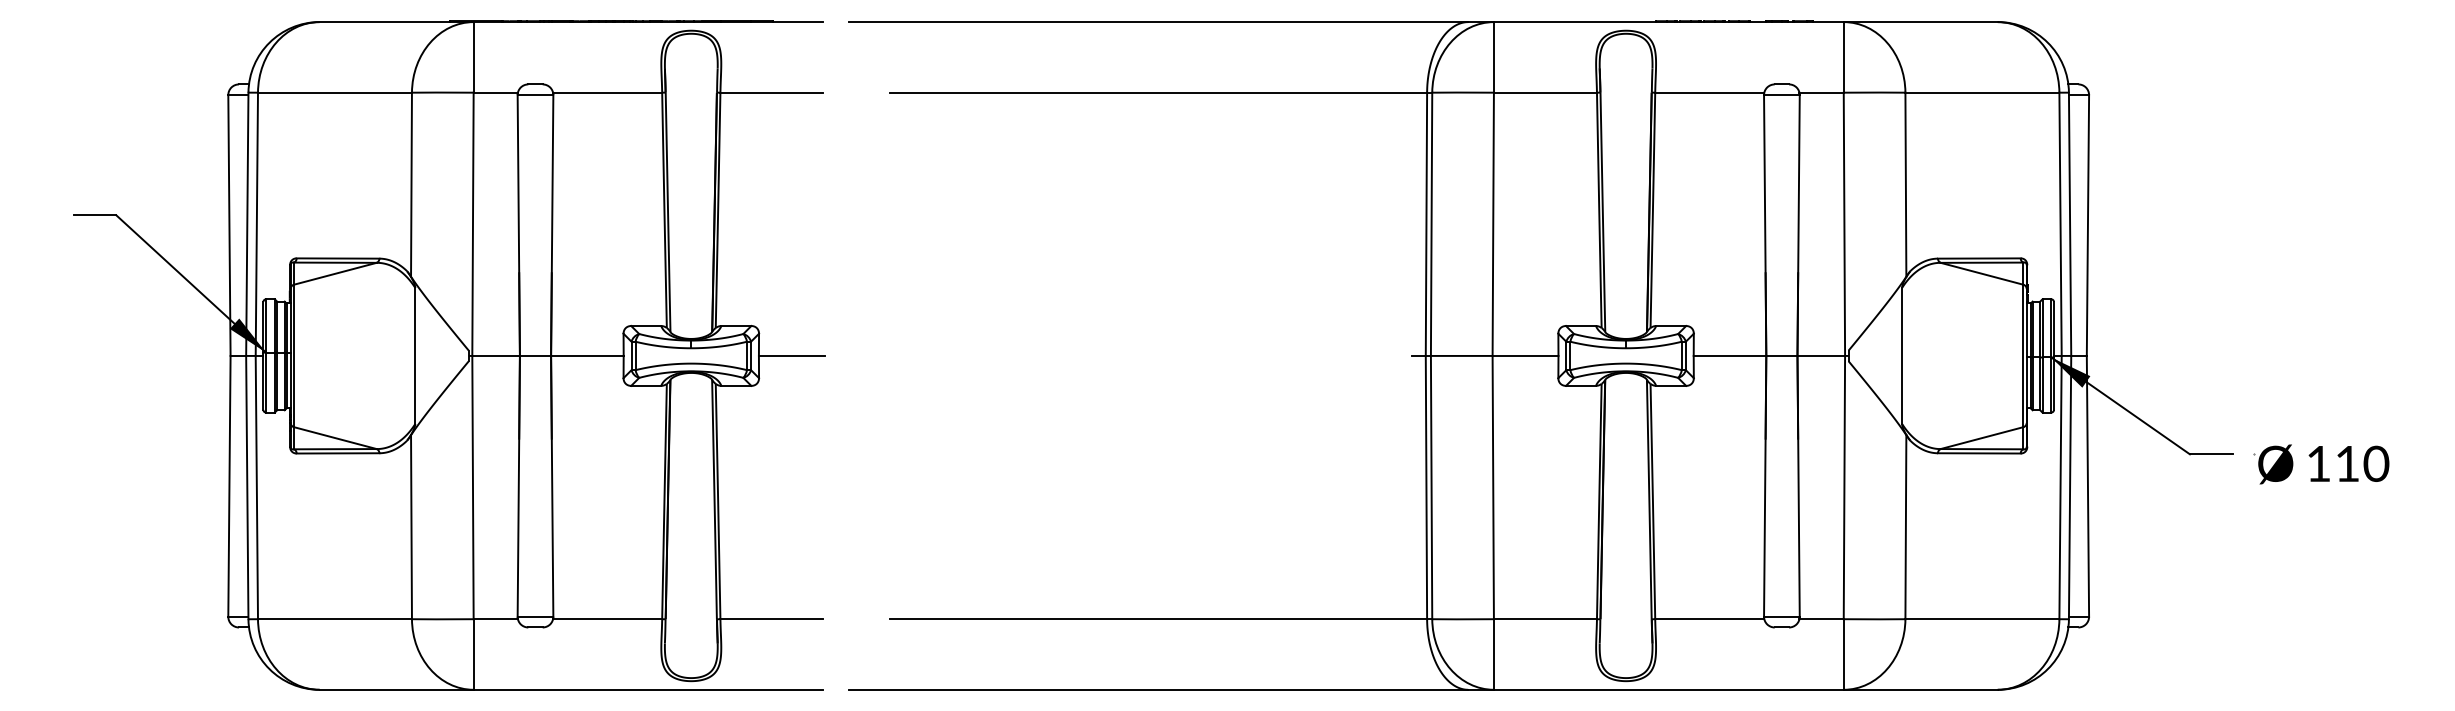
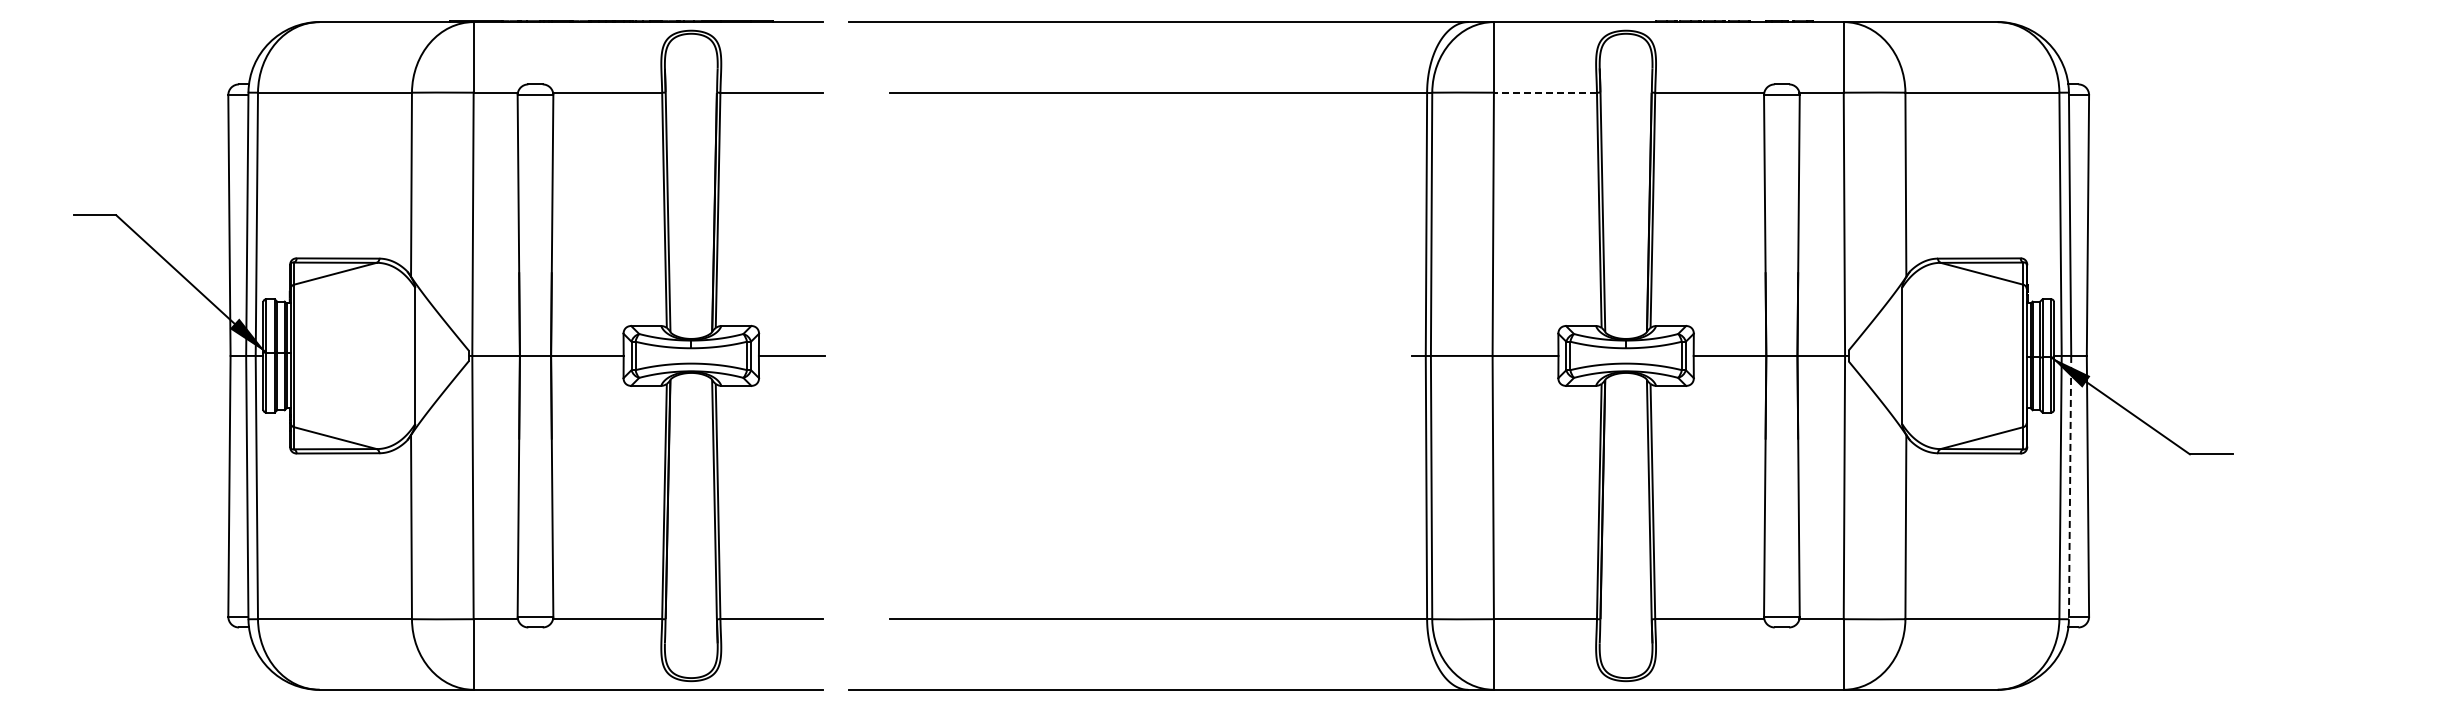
line: solid -> dashed (1545, 92)
part: present -> none (2321, 464)
line: solid -> dashed (2070, 487)
